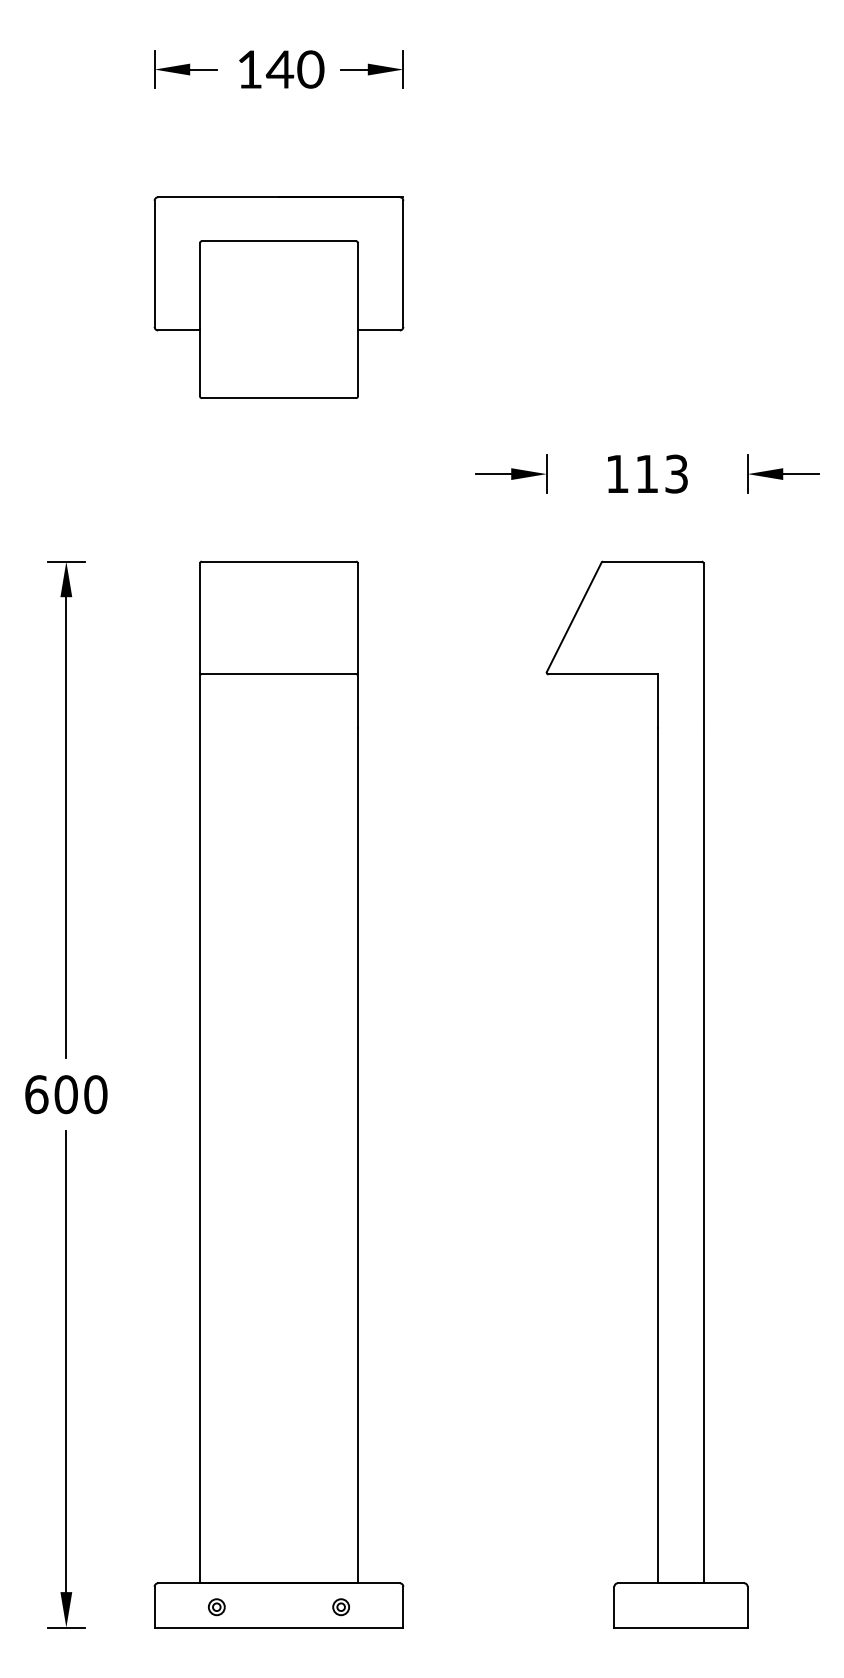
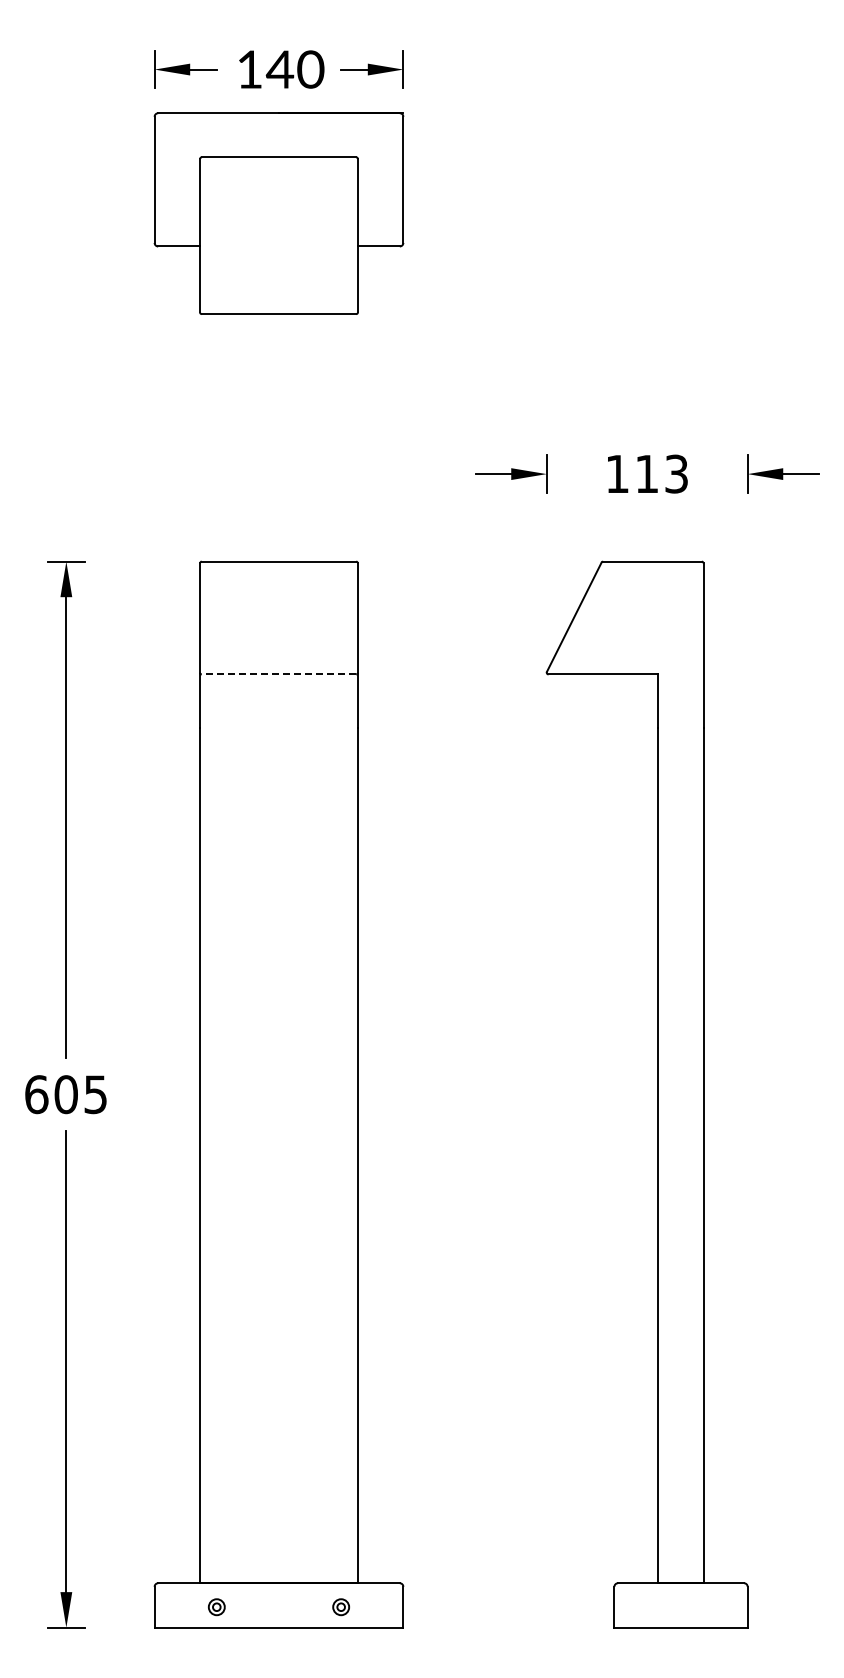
part position: (278, 297) -> (278, 213) (278, 213)
line: solid -> dashed (278, 674)
text: 600 -> 605 (95, 1094)
